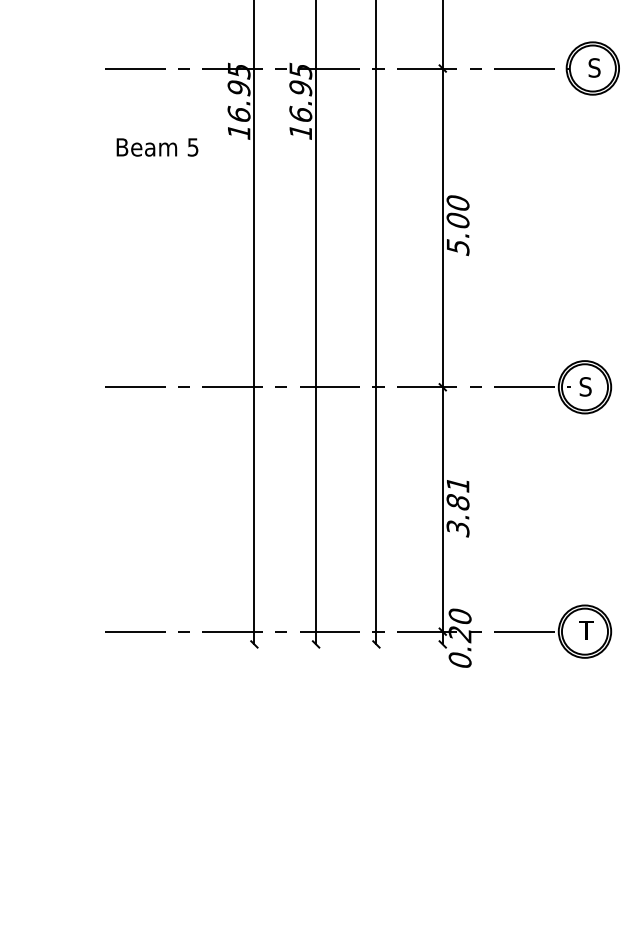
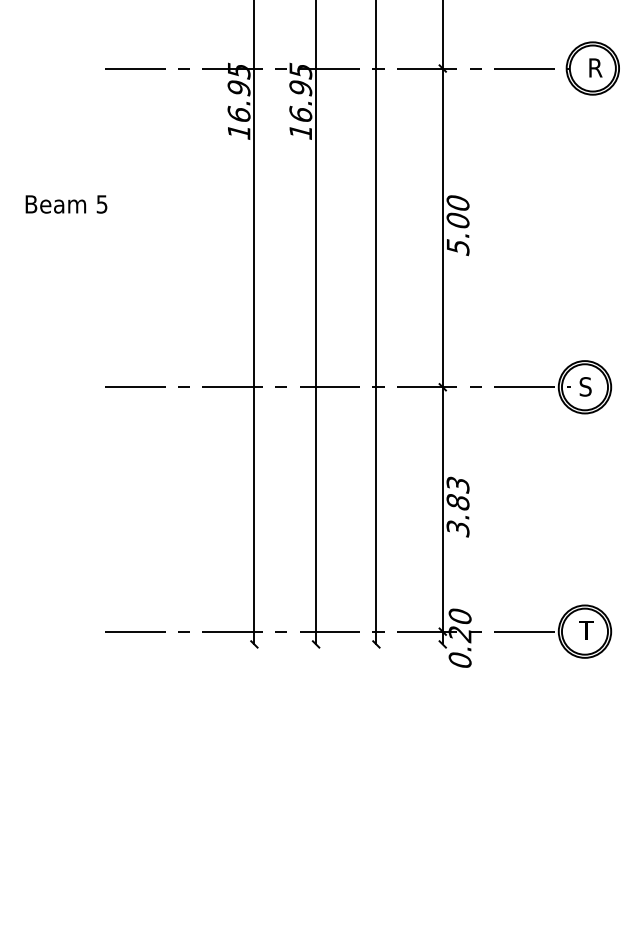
text: S -> R (595, 67)
text position: (157, 147) -> (66, 204) (66, 204)
text: 3.81 -> 3.83 (457, 484)
